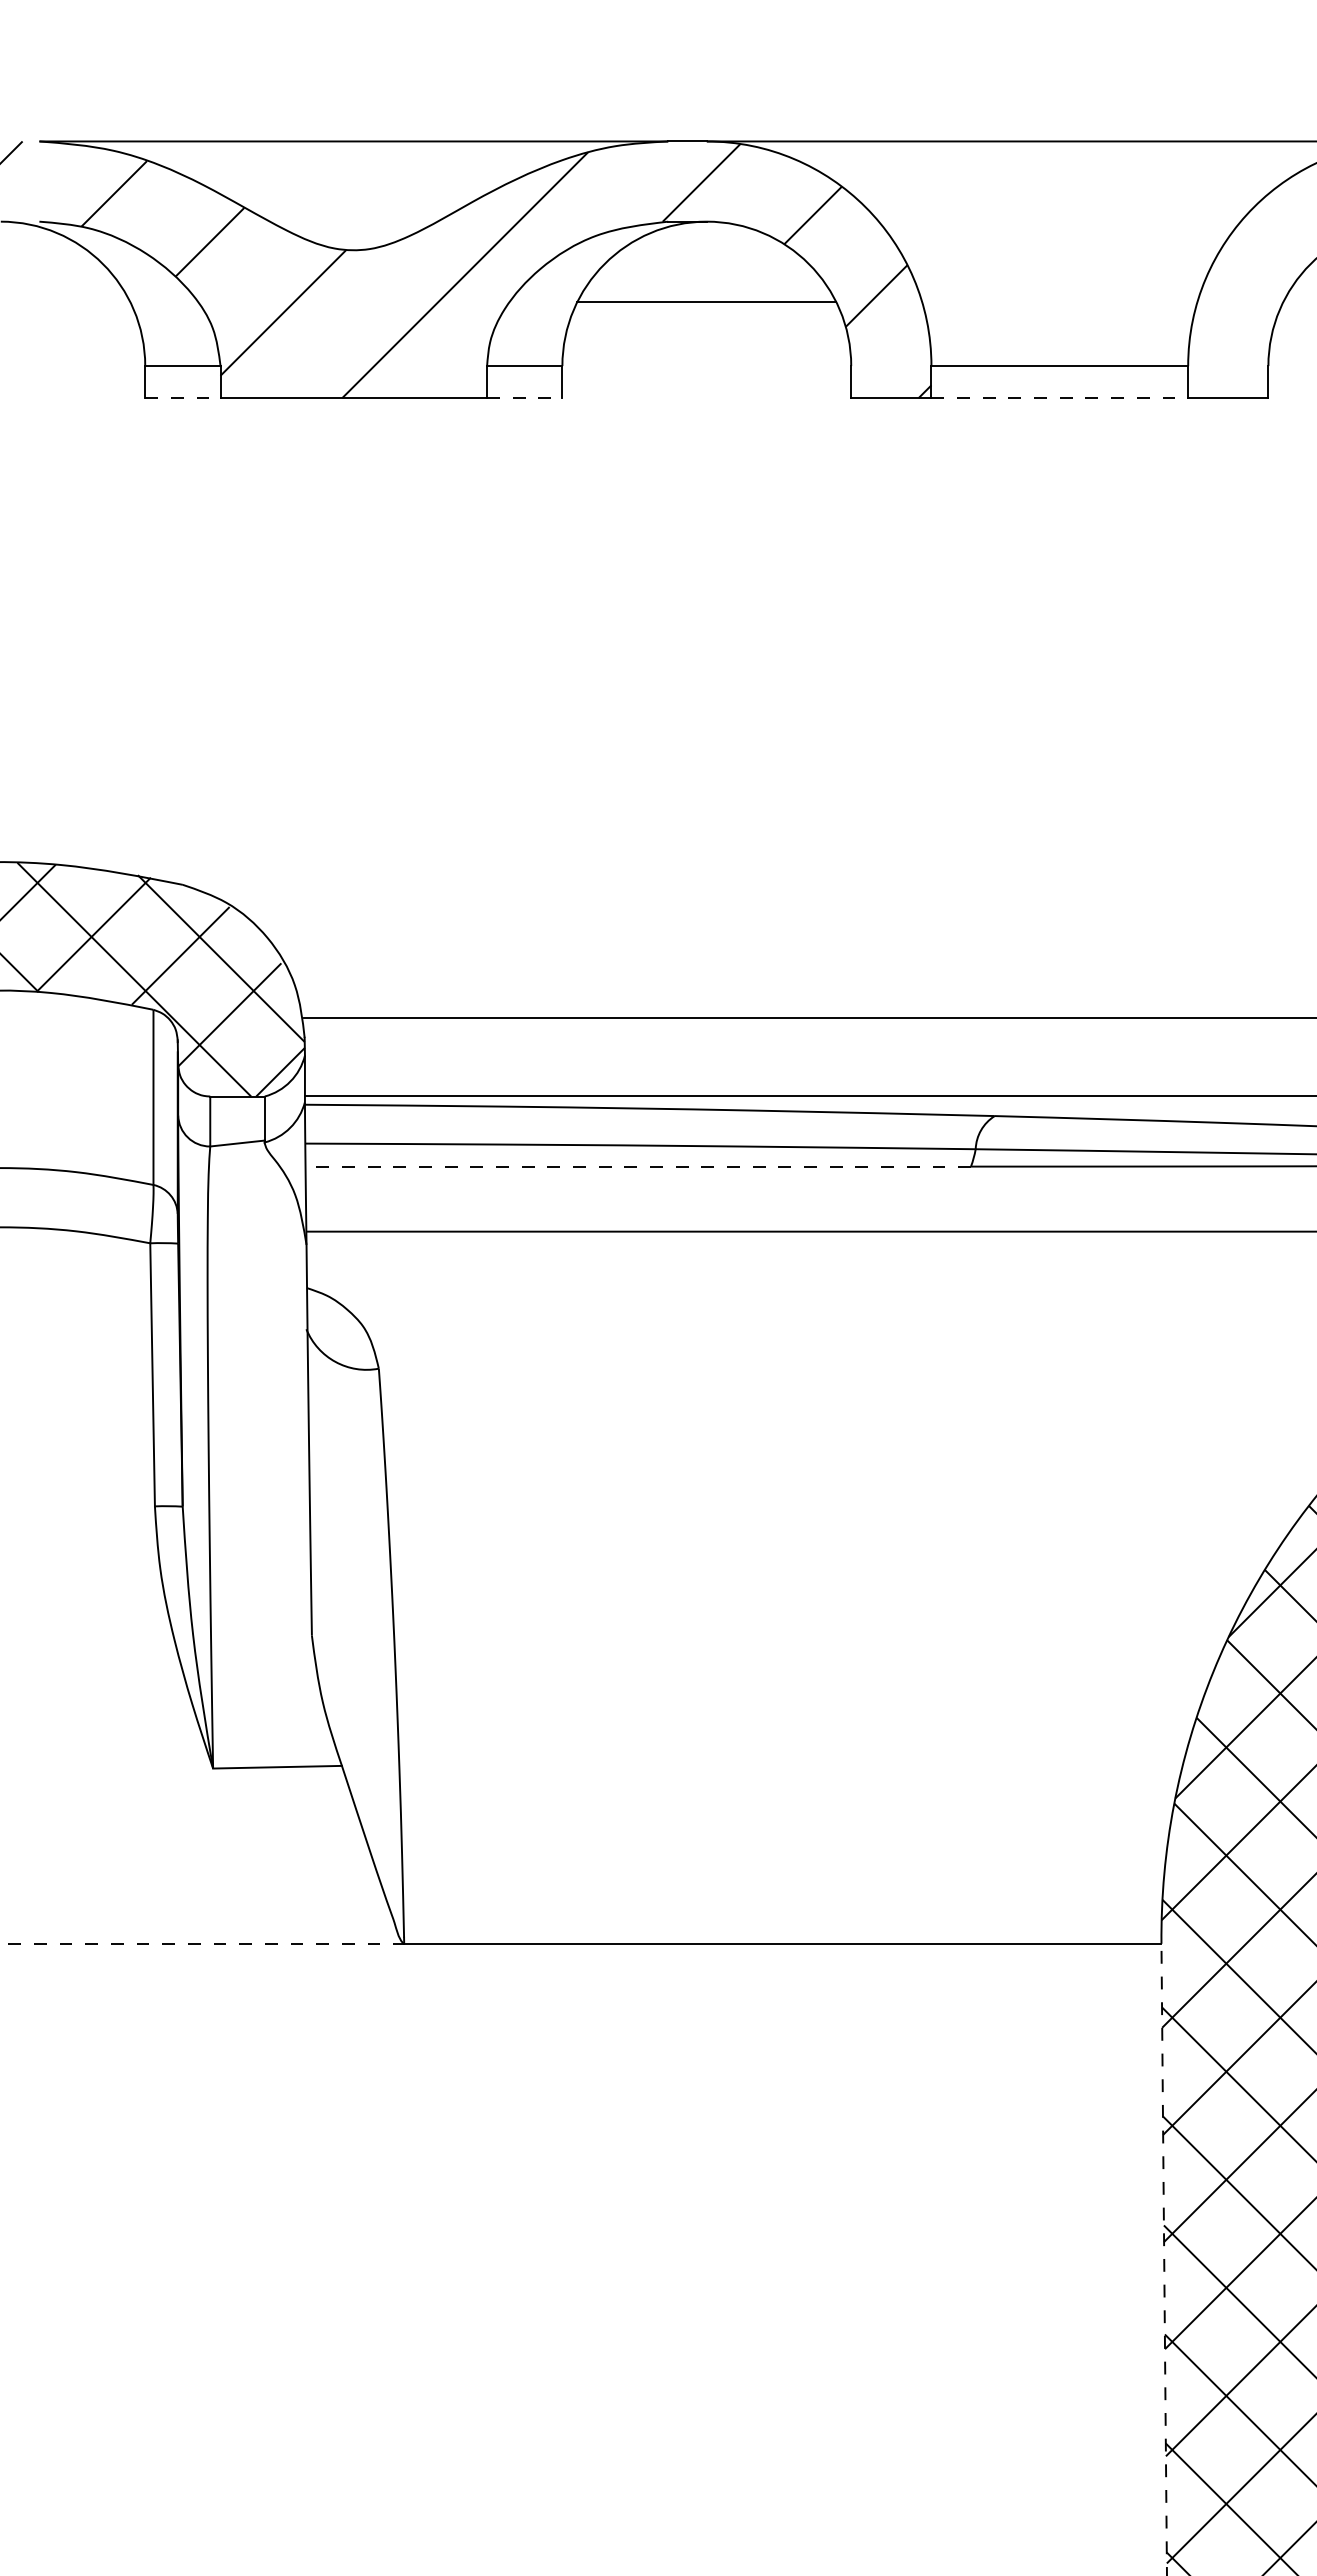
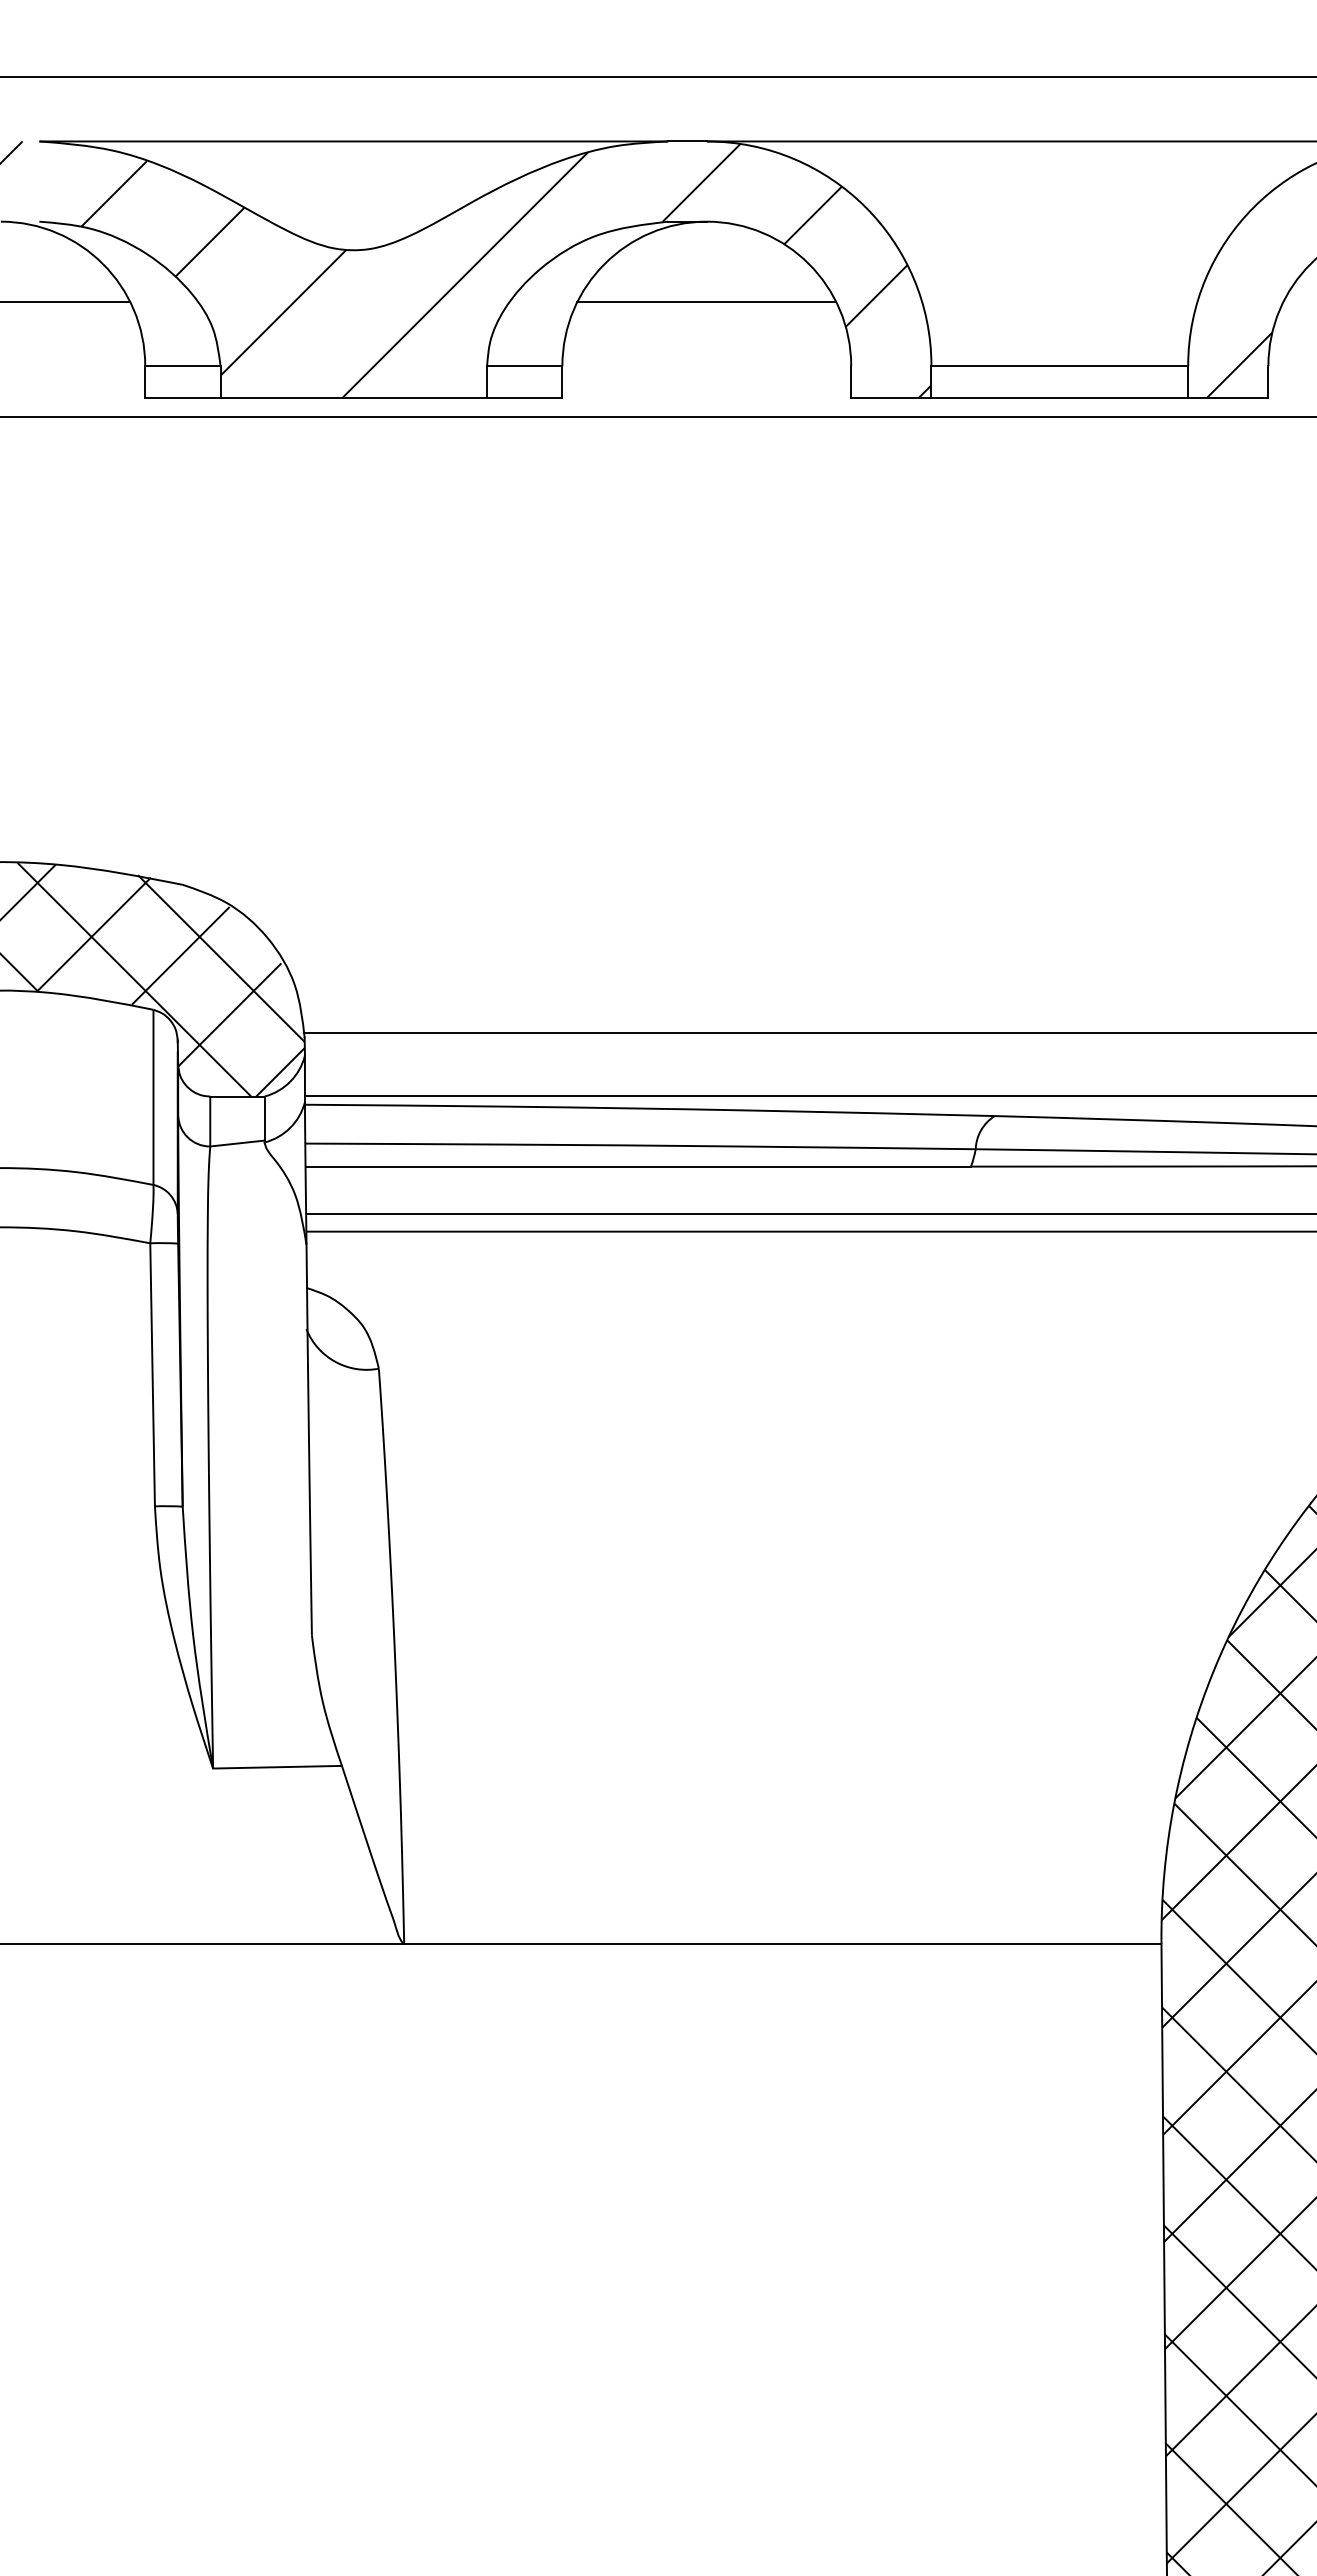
line: none -> present (657, 77)
line: none -> present (66, 301)
hatch: none -> present (1239, 365)
line: dashed -> solid (182, 398)
line: dashed -> solid (524, 398)
line: dashed -> solid (1060, 398)
line: none -> present (657, 417)
line position: (808, 1017) -> (808, 1032) (808, 1032)
line: dashed -> solid (638, 1166)
line: none -> present (809, 1214)
line: dashed -> solid (202, 1943)
line: dashed -> solid (1164, 2259)
